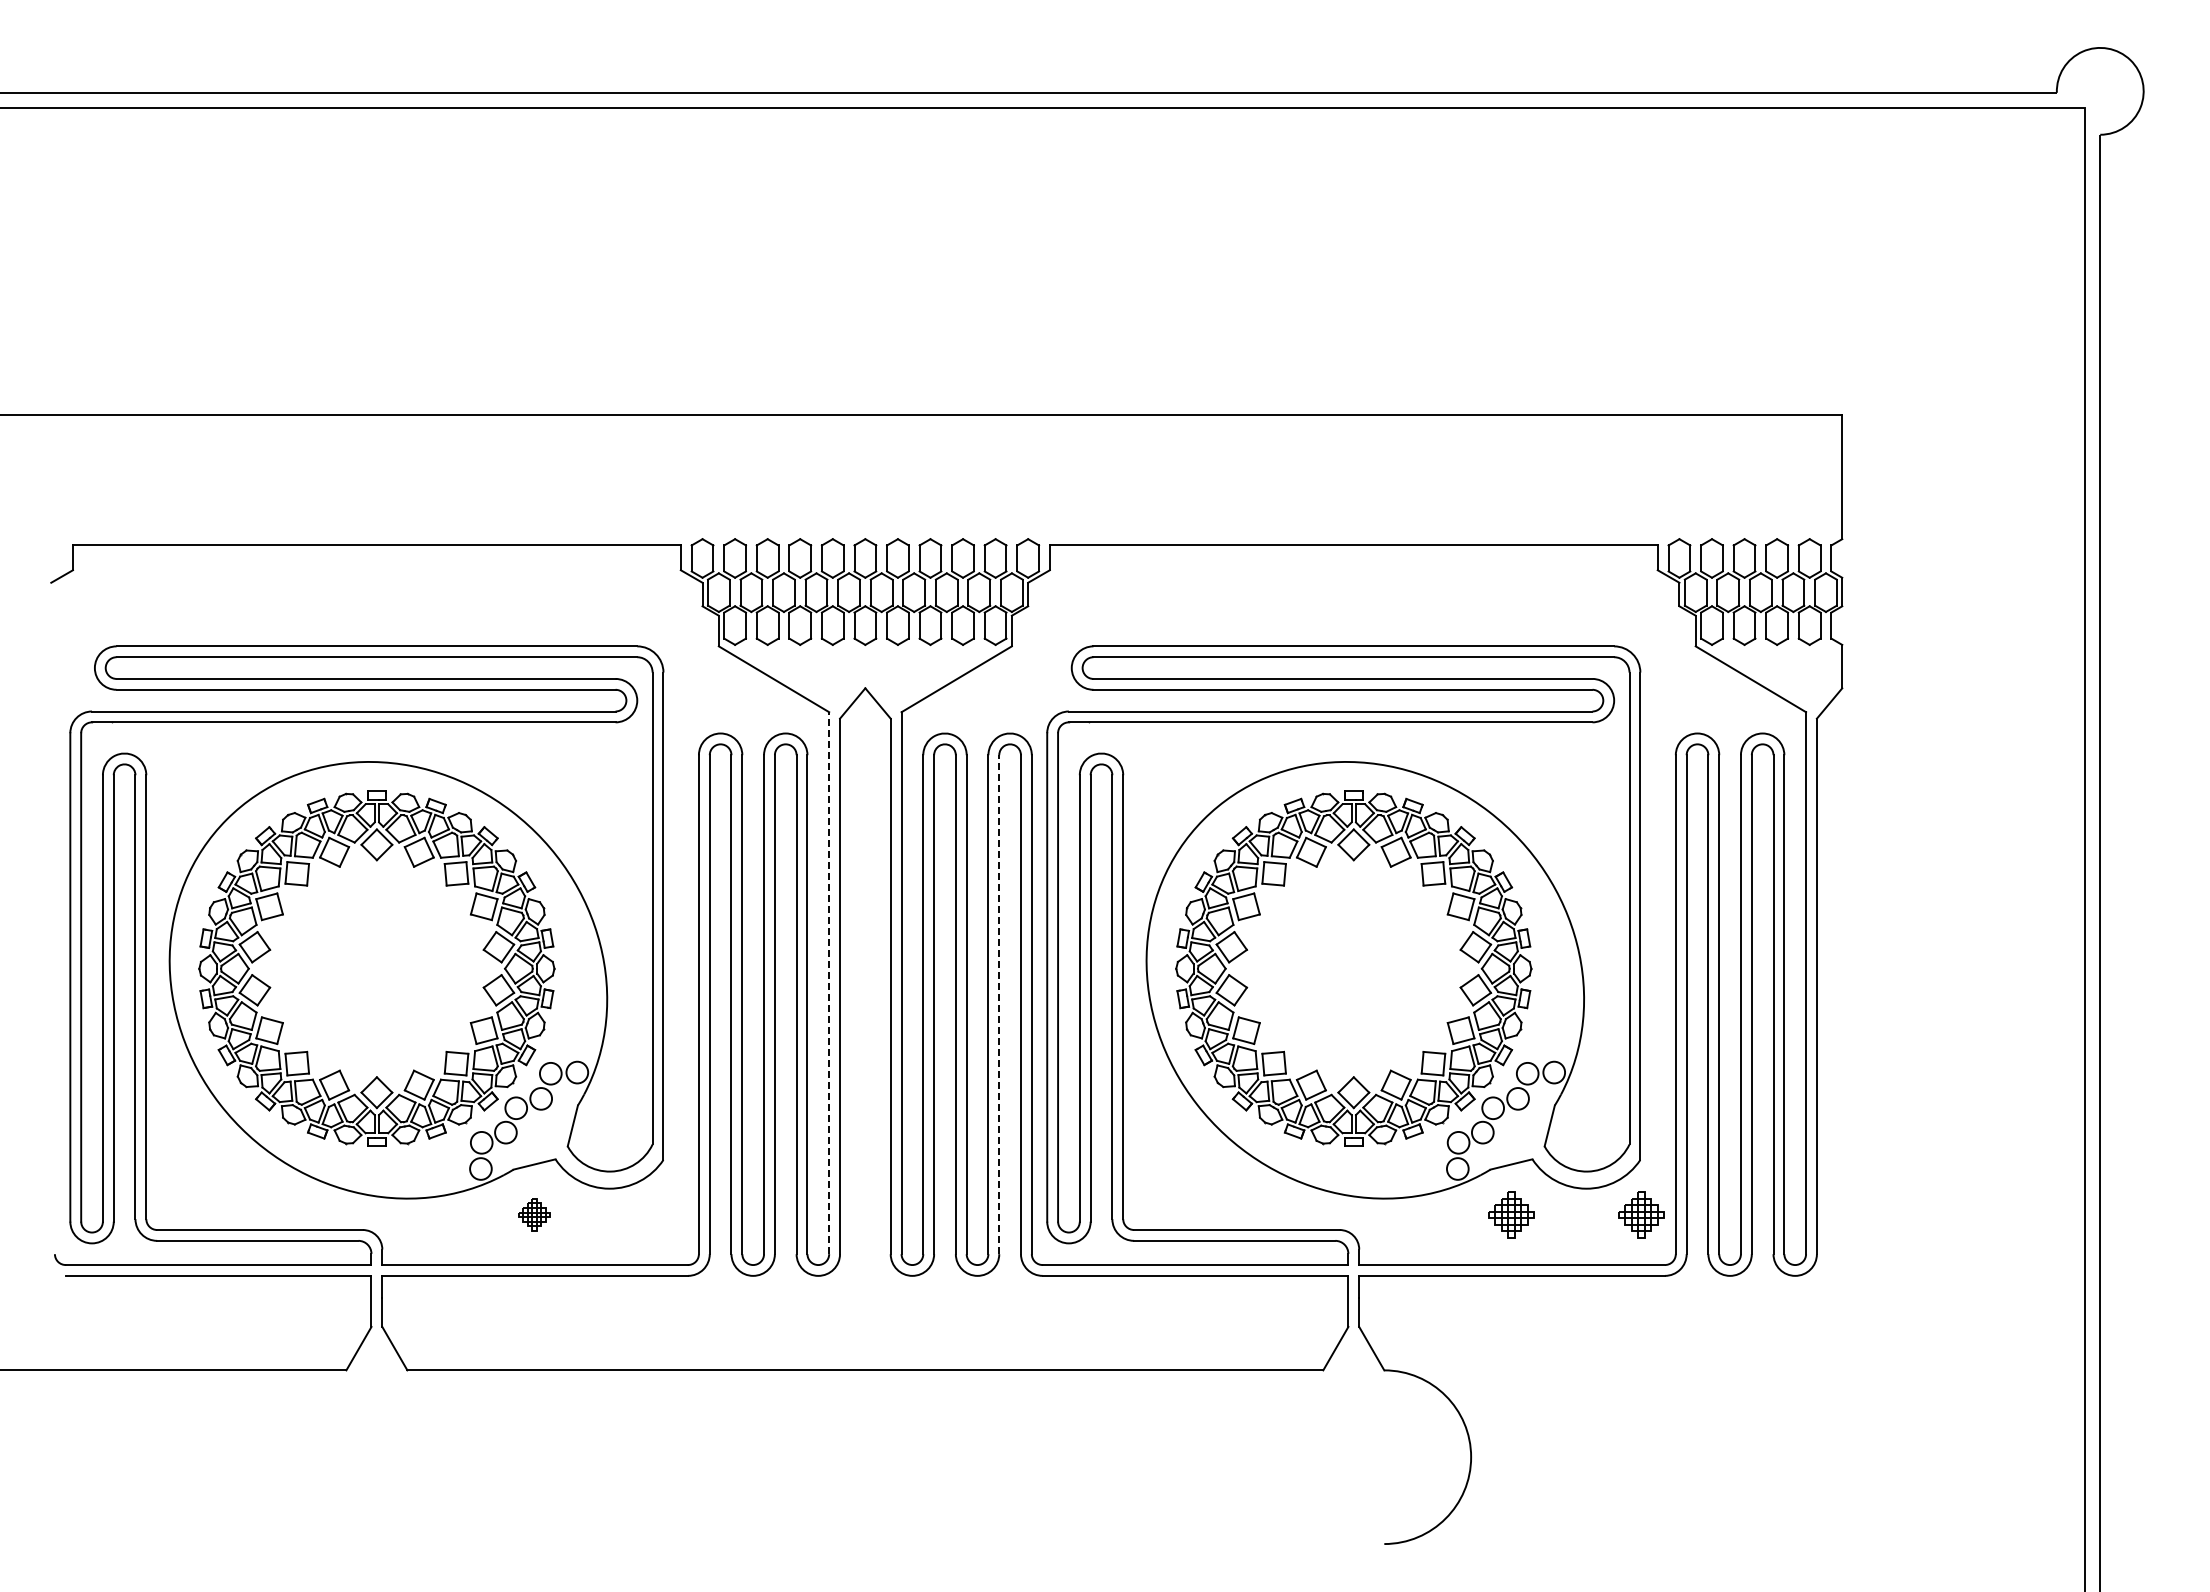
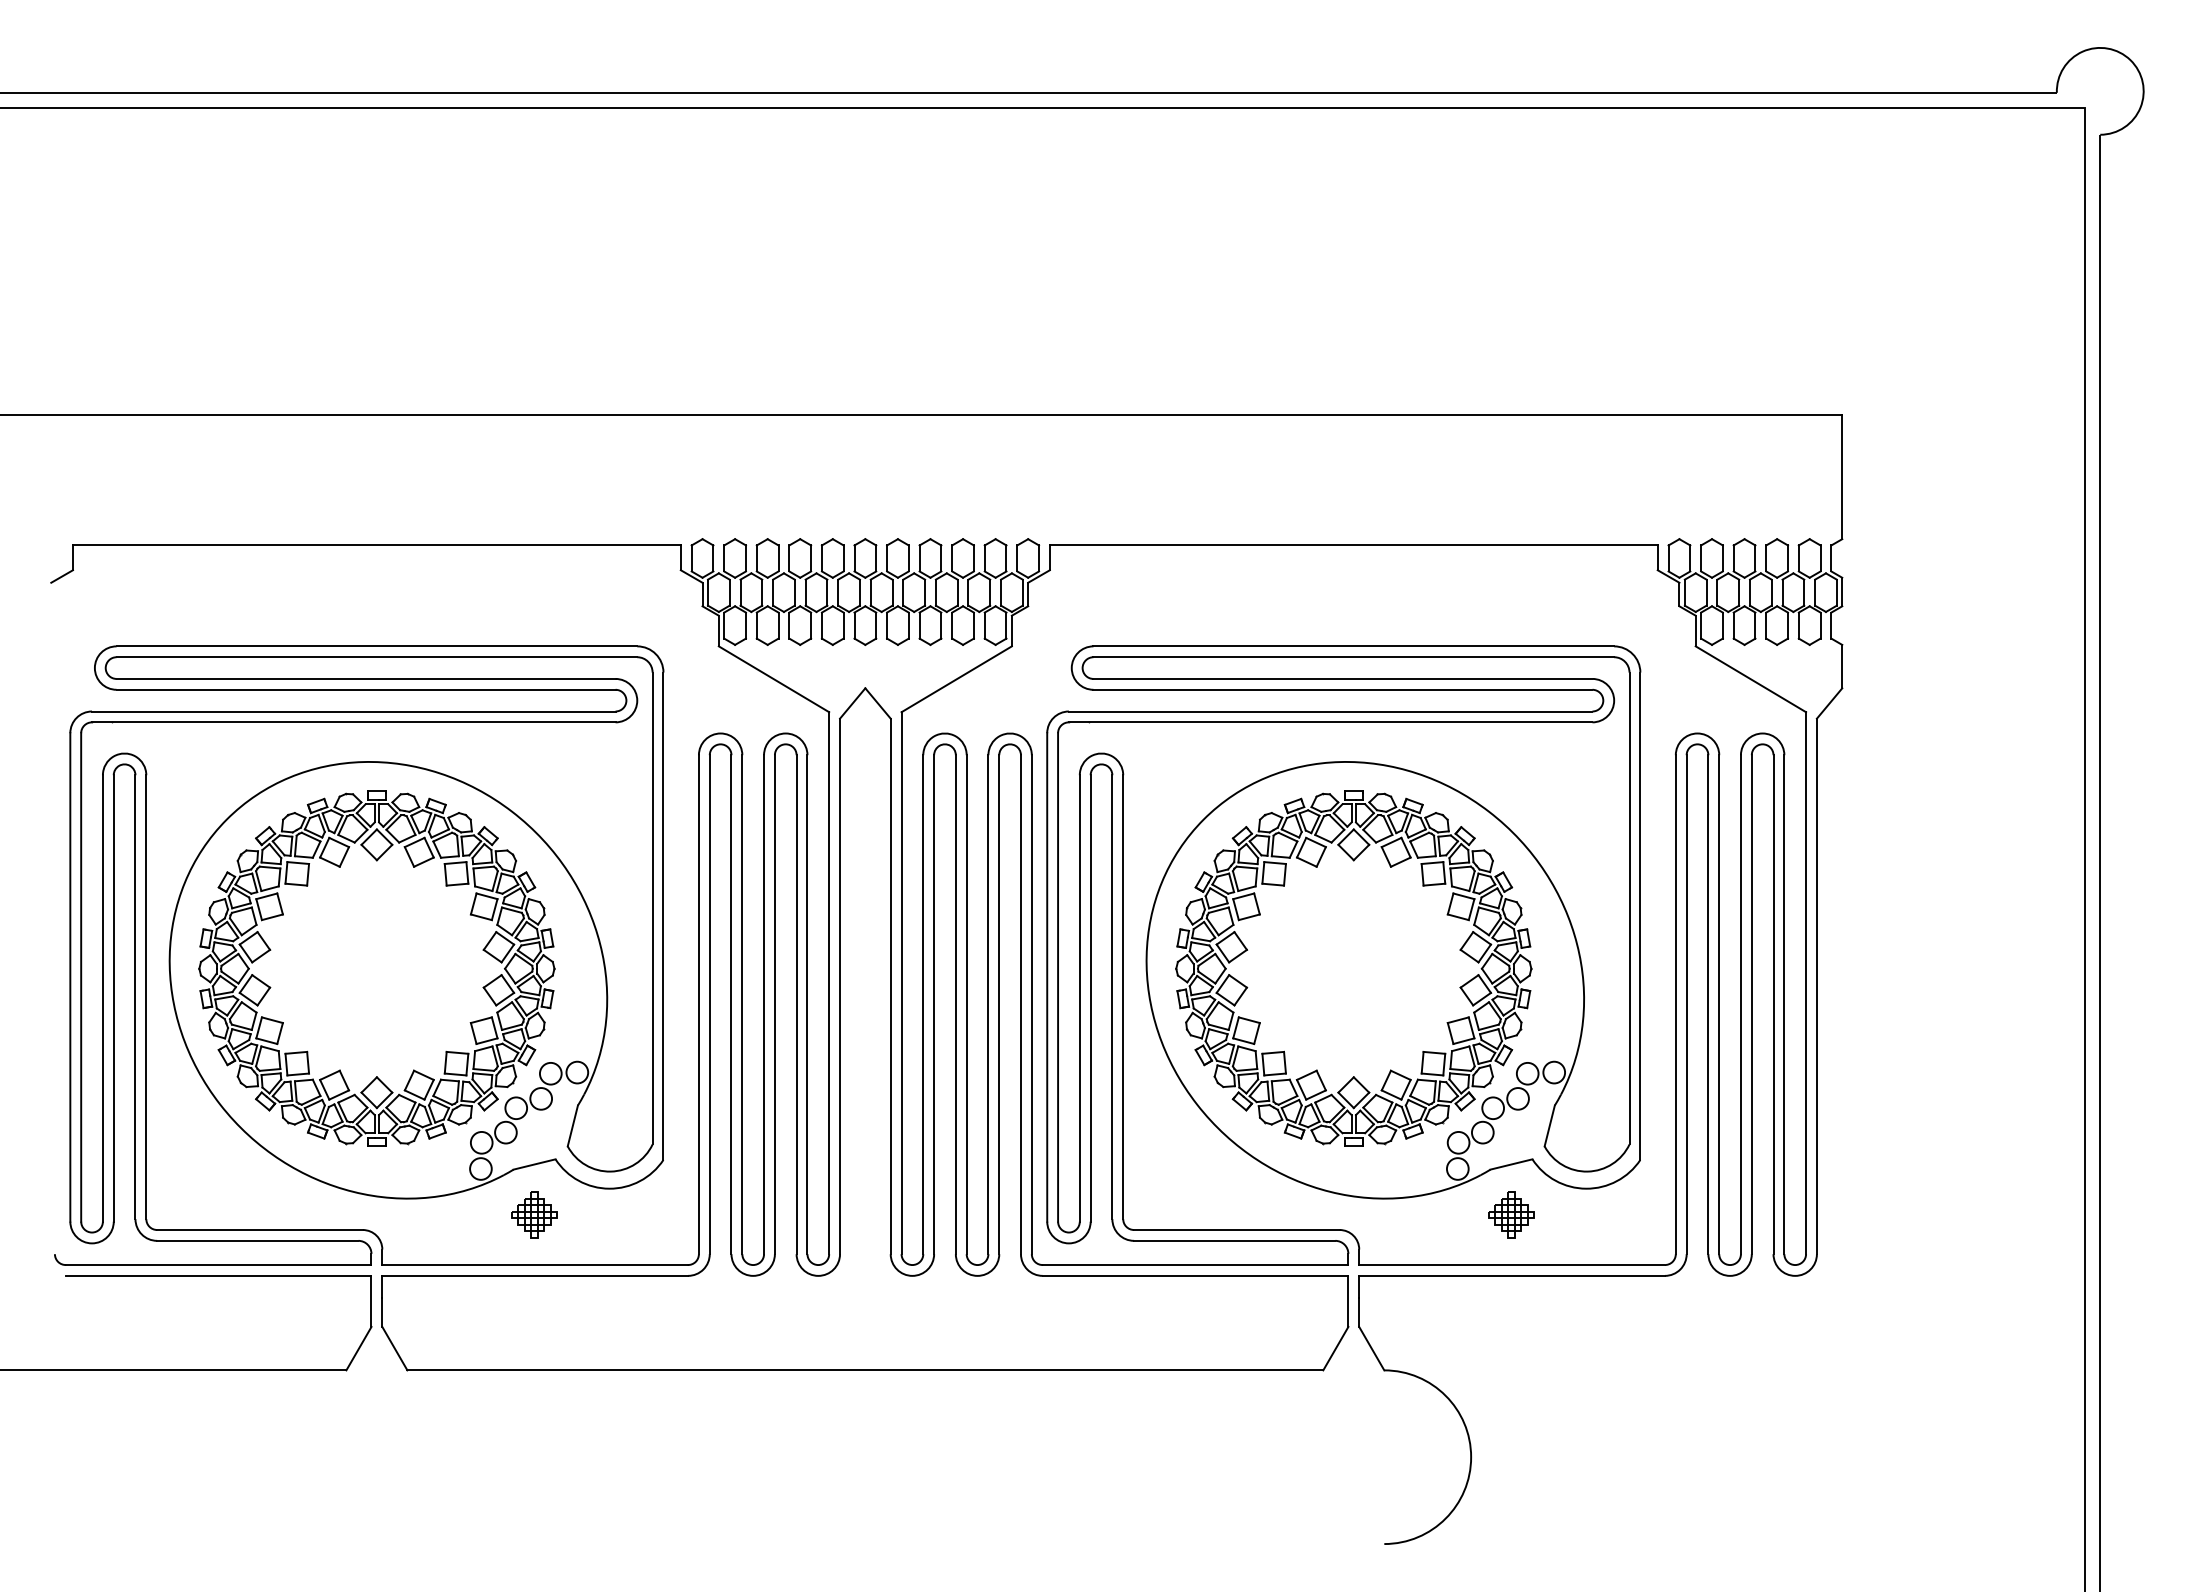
line: dashed -> solid (829, 983)
line: dashed -> solid (999, 1004)
part size: 33x34 px -> 47x48 px (534, 1214)
part: present -> none (1641, 1214)
